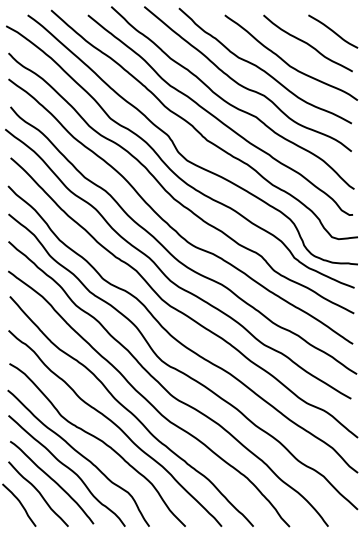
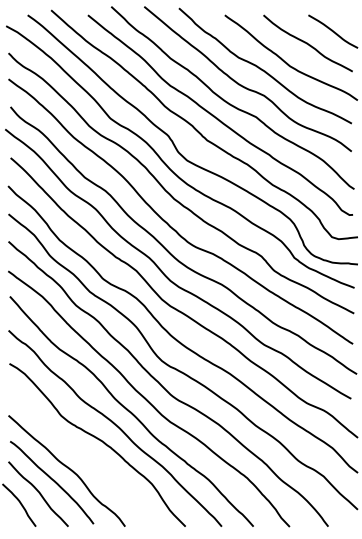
curve: present -> none (80, 455)
